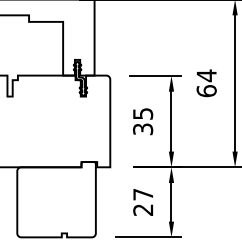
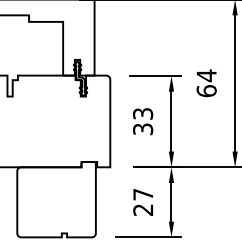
text: 35 -> 33 (142, 113)
